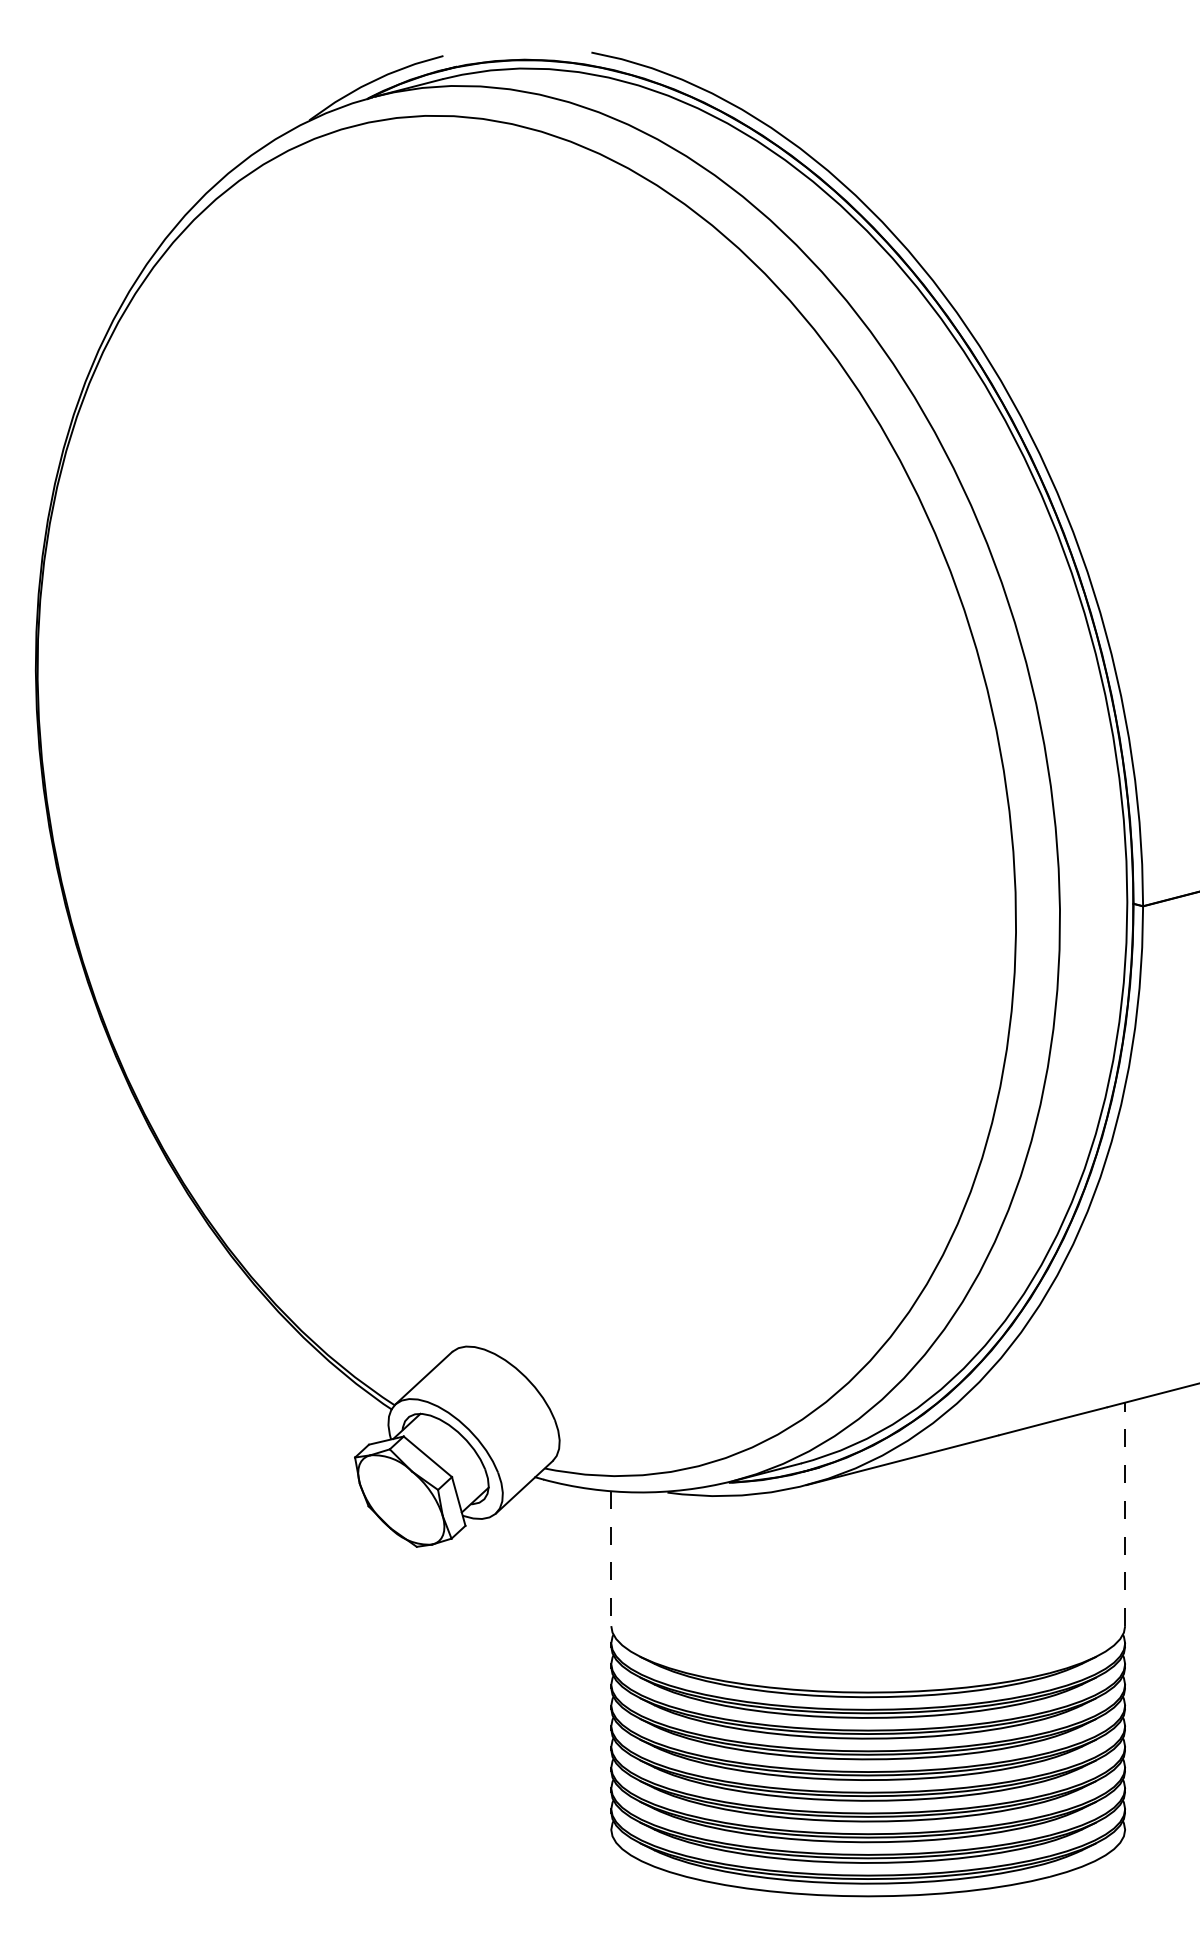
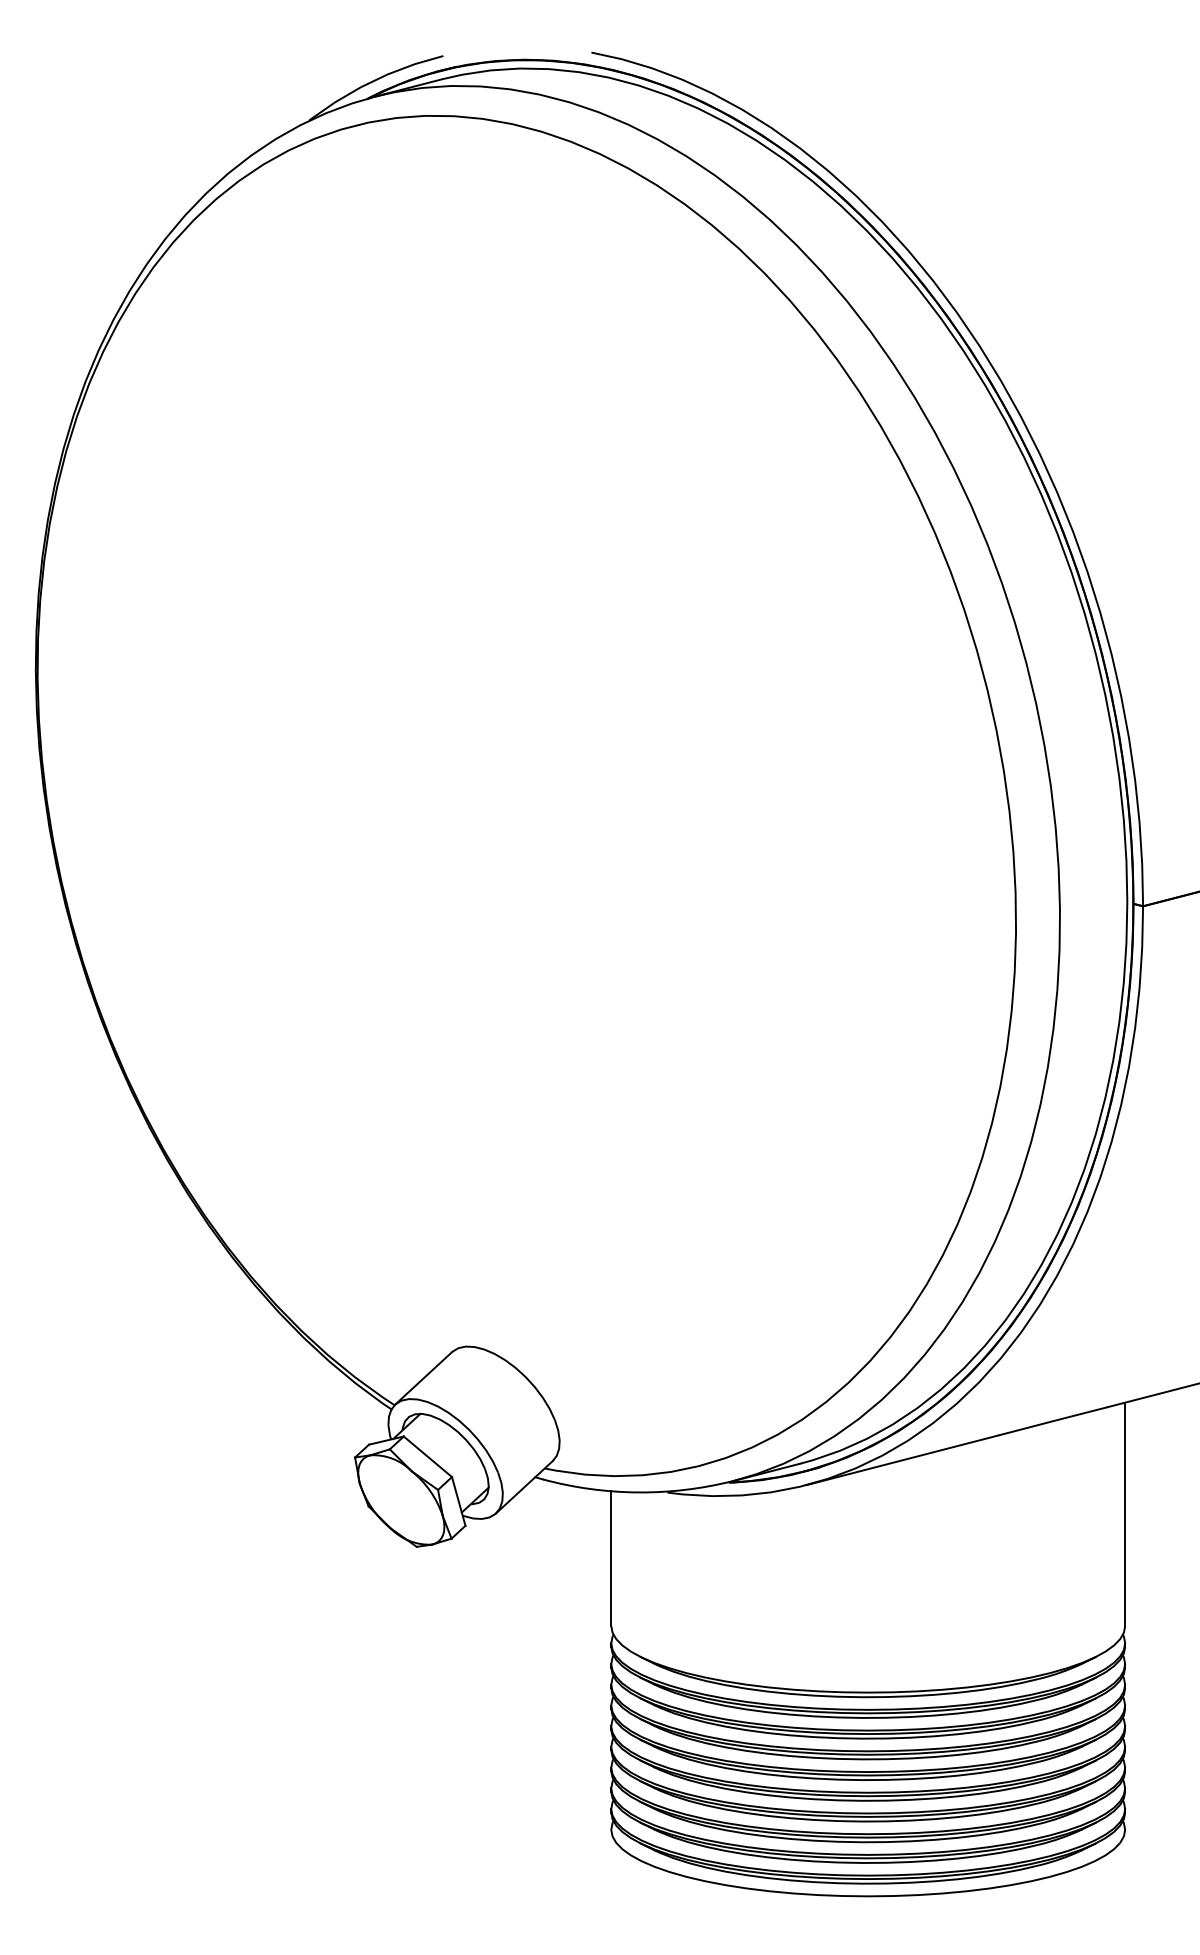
line: dashed -> solid (1125, 1514)
line: dashed -> solid (611, 1558)
